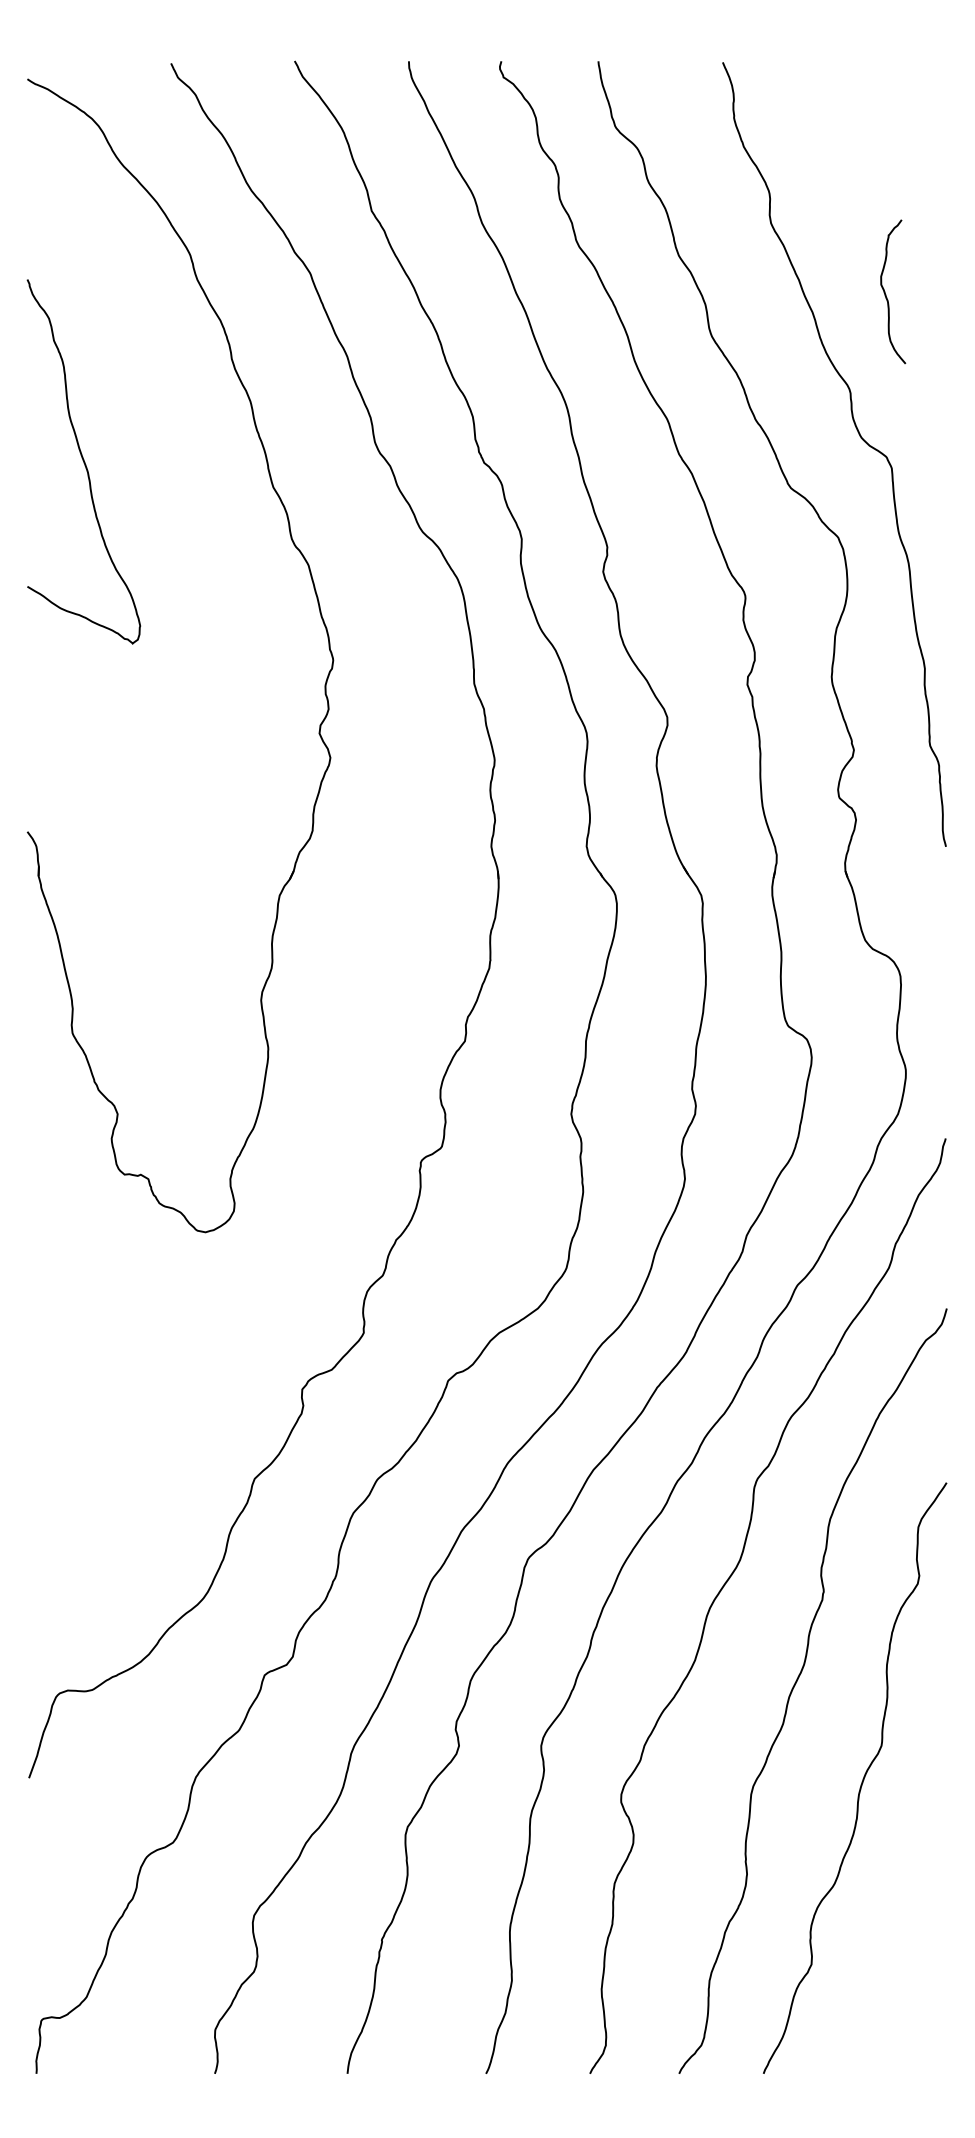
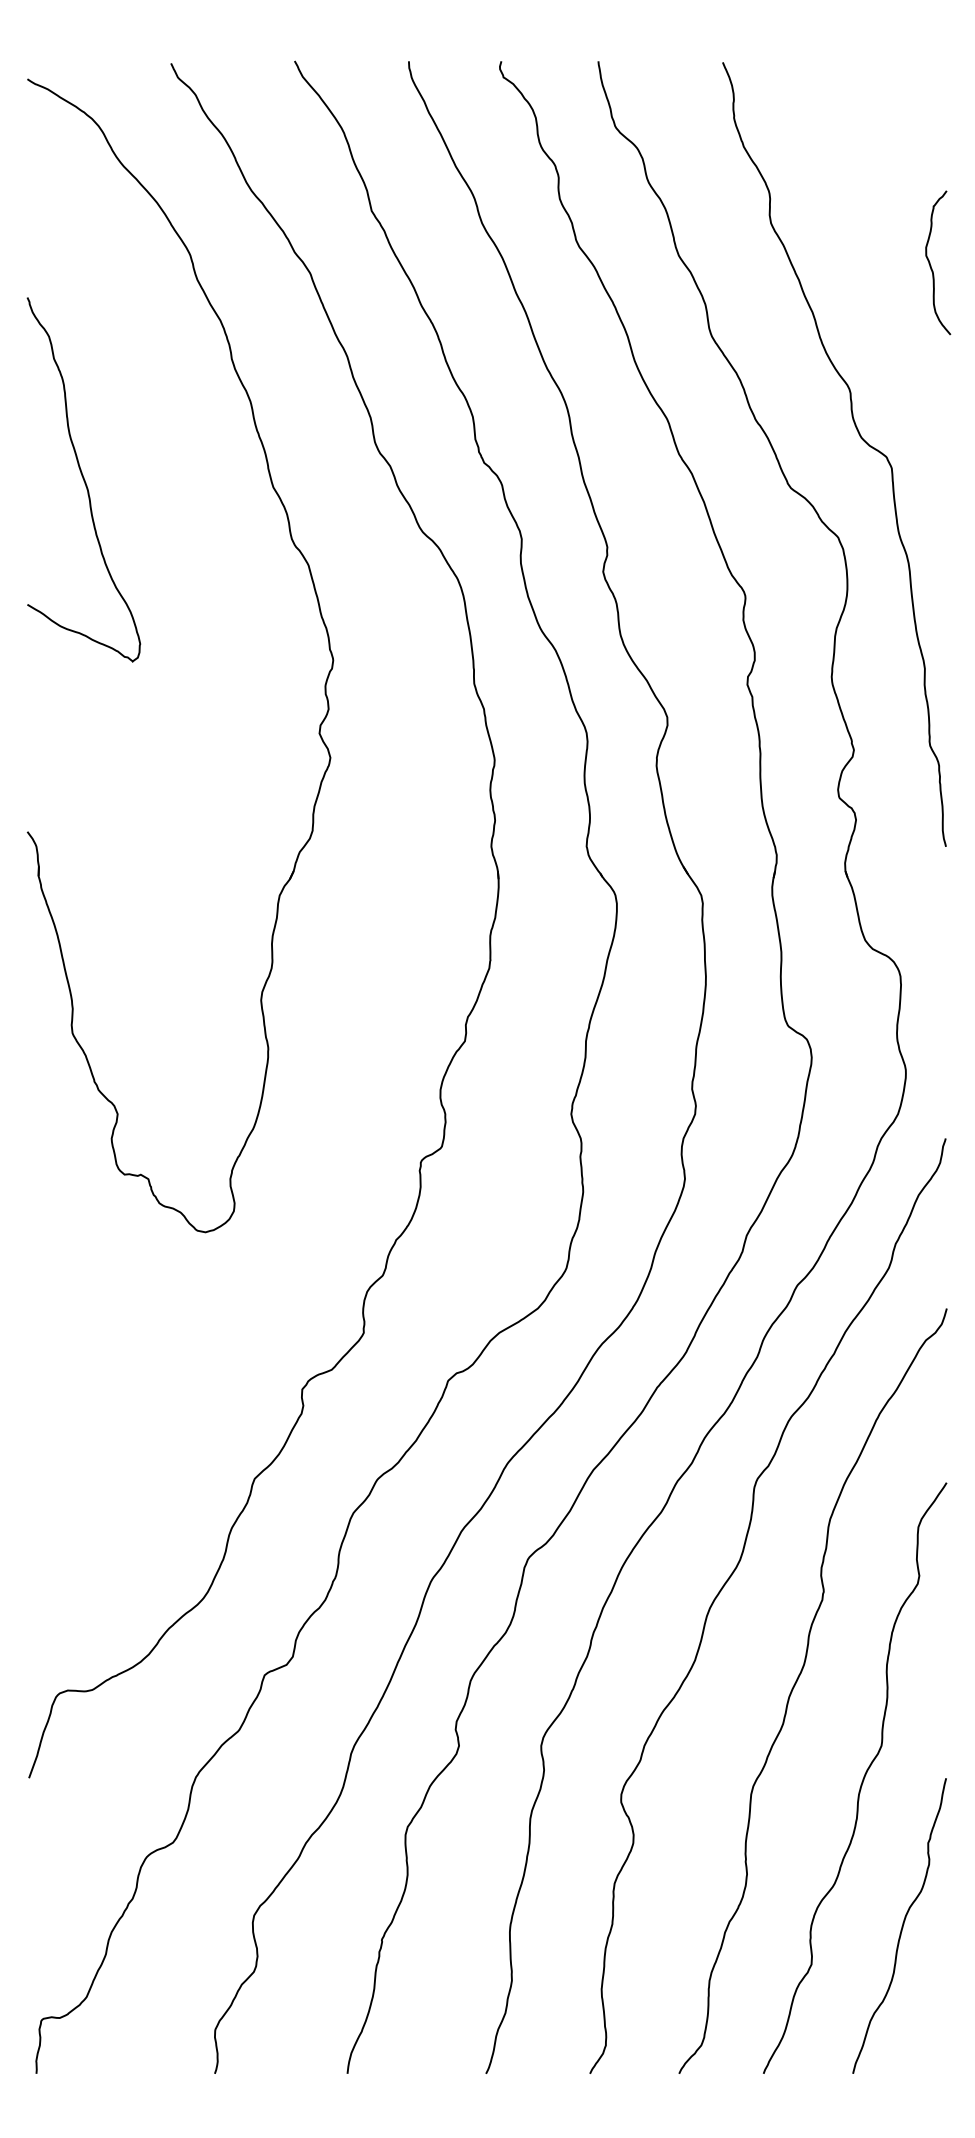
curve position: (886, 294) -> (931, 265) (931, 265)
curve position: (83, 461) -> (83, 479) (83, 479)
curve: none -> present (901, 1926)
